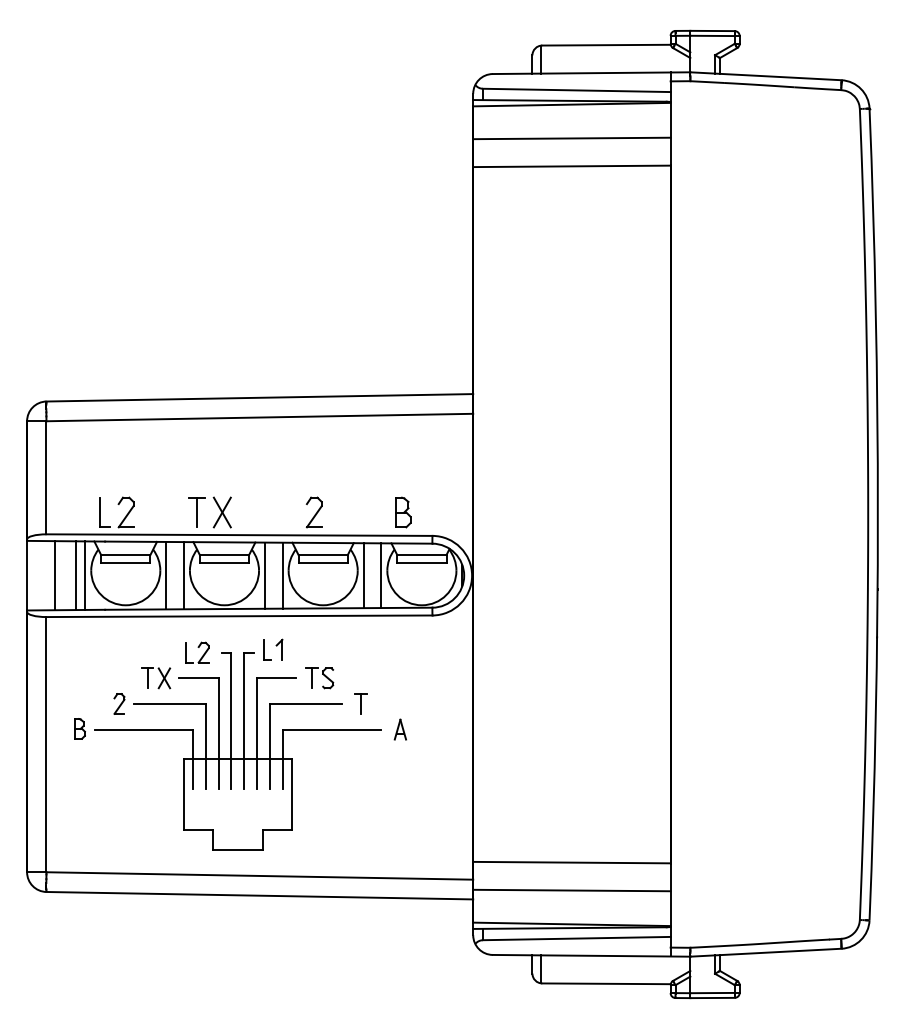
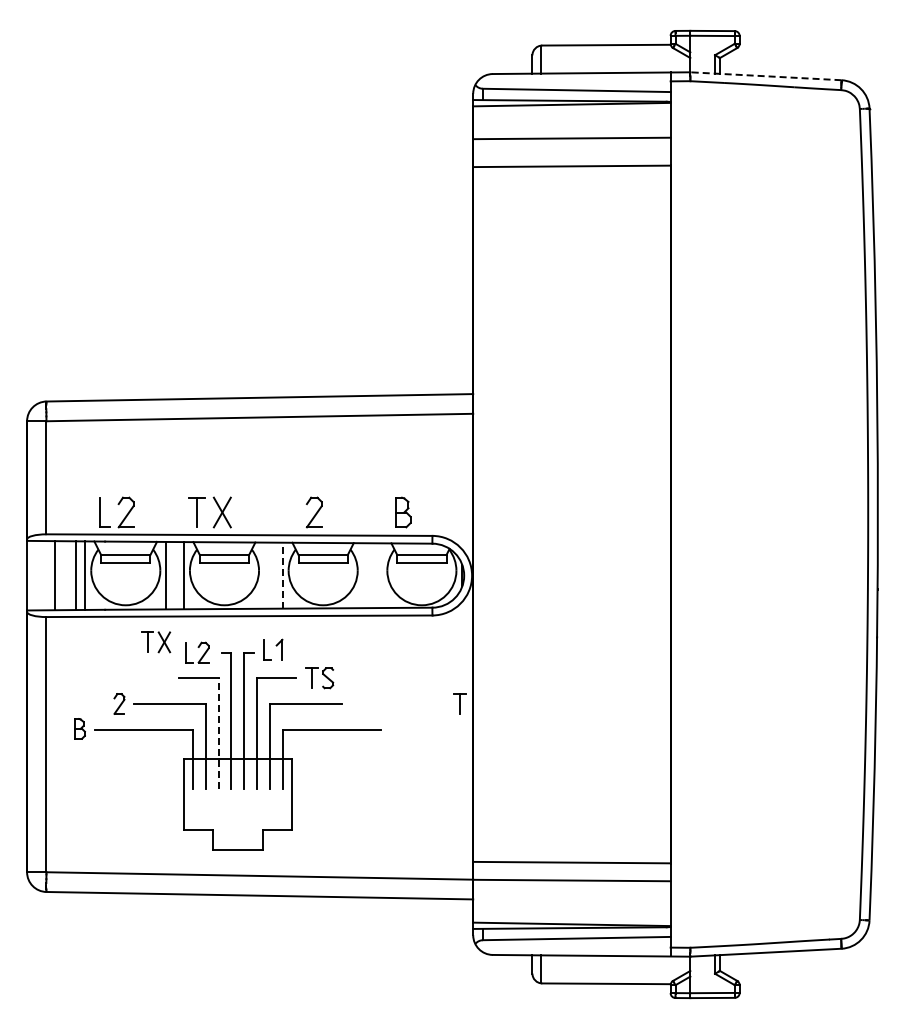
line: solid -> dashed (765, 76)
line: present -> none (264, 575)
line: solid -> dashed (282, 575)
line: present -> none (363, 575)
line: present -> none (381, 575)
part position: (156, 678) -> (156, 642) (156, 642)
part position: (360, 703) -> (459, 703) (459, 703)
part: present -> none (399, 729)
line: solid -> dashed (218, 733)
line position: (571, 890) -> (571, 880) (571, 880)
